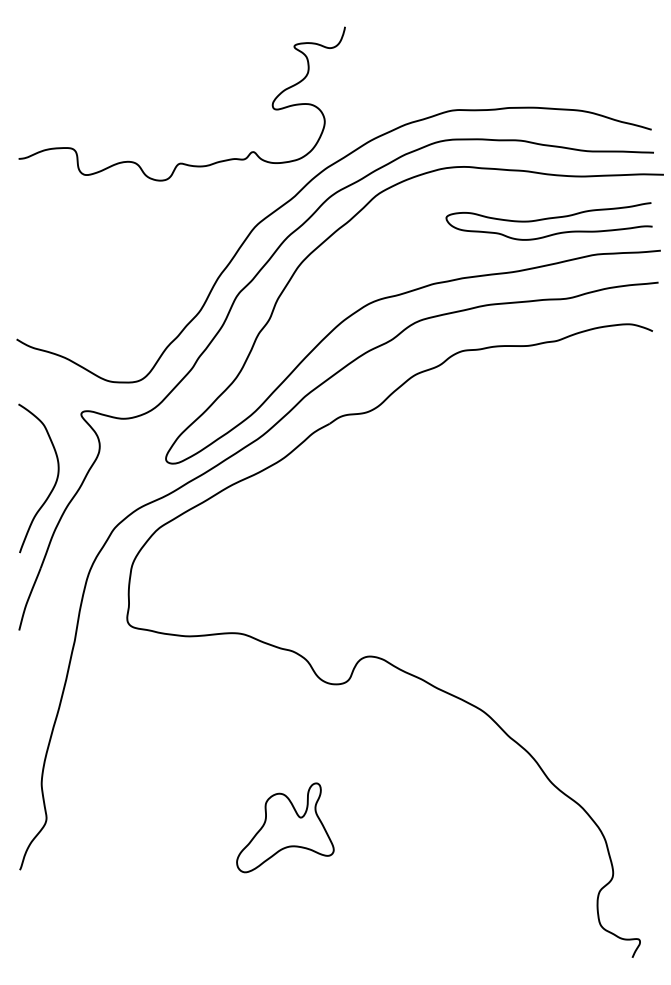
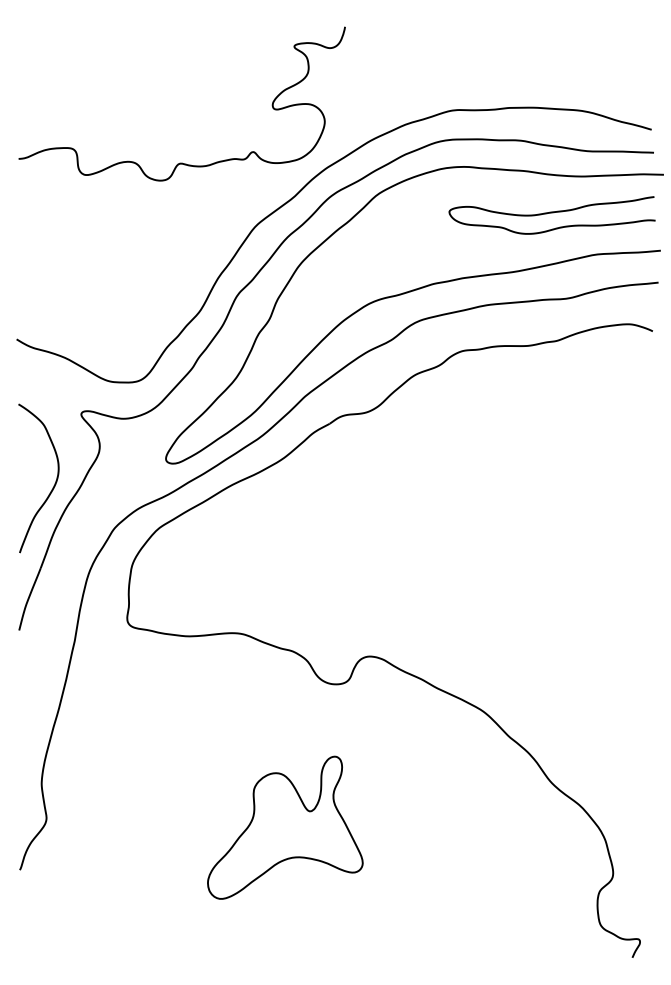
curve position: (548, 219) -> (551, 213) (551, 213)
part size: 99x92 px -> 157x145 px (285, 827)
